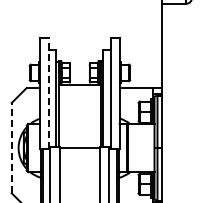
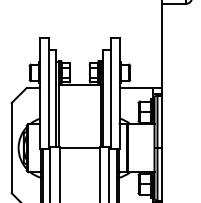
line: dashed -> solid (49, 93)
line: dashed -> solid (11, 147)
